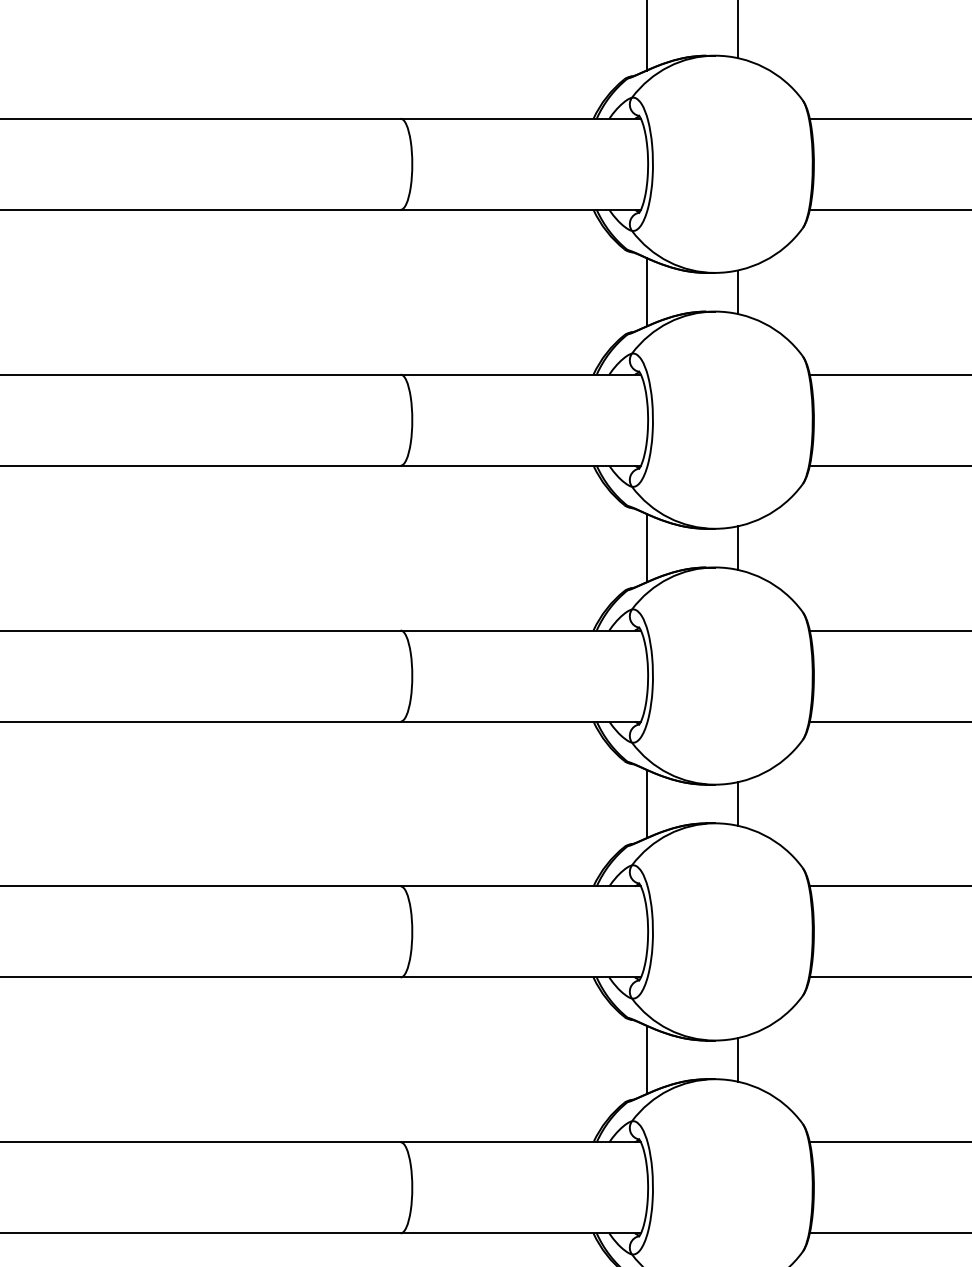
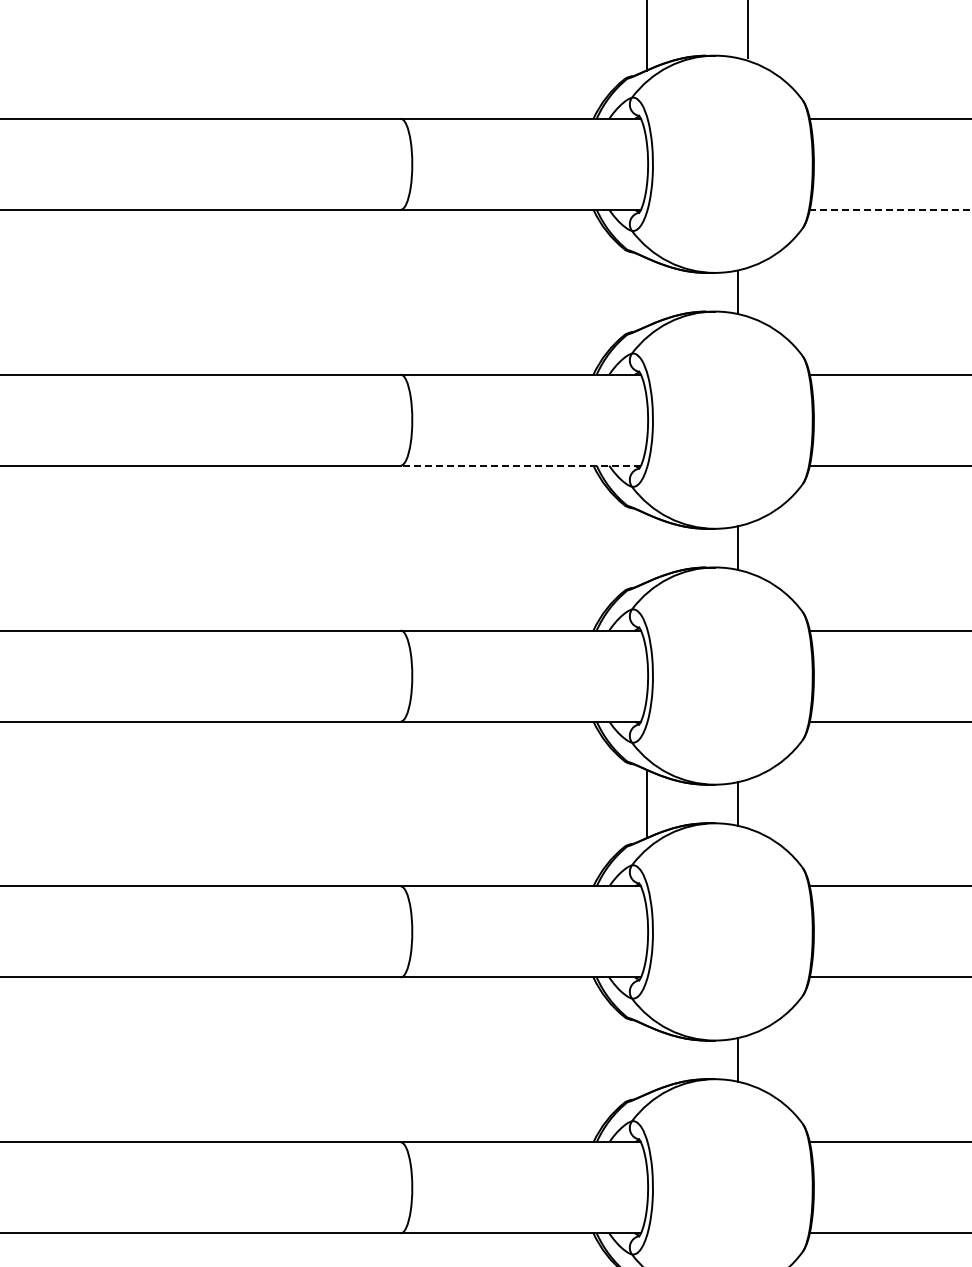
line position: (737, 30) -> (747, 30) (747, 30)
line: solid -> dashed (890, 209)
line: present -> none (646, 292)
line: solid -> dashed (520, 465)
line: present -> none (646, 548)
line: present -> none (646, 1059)
